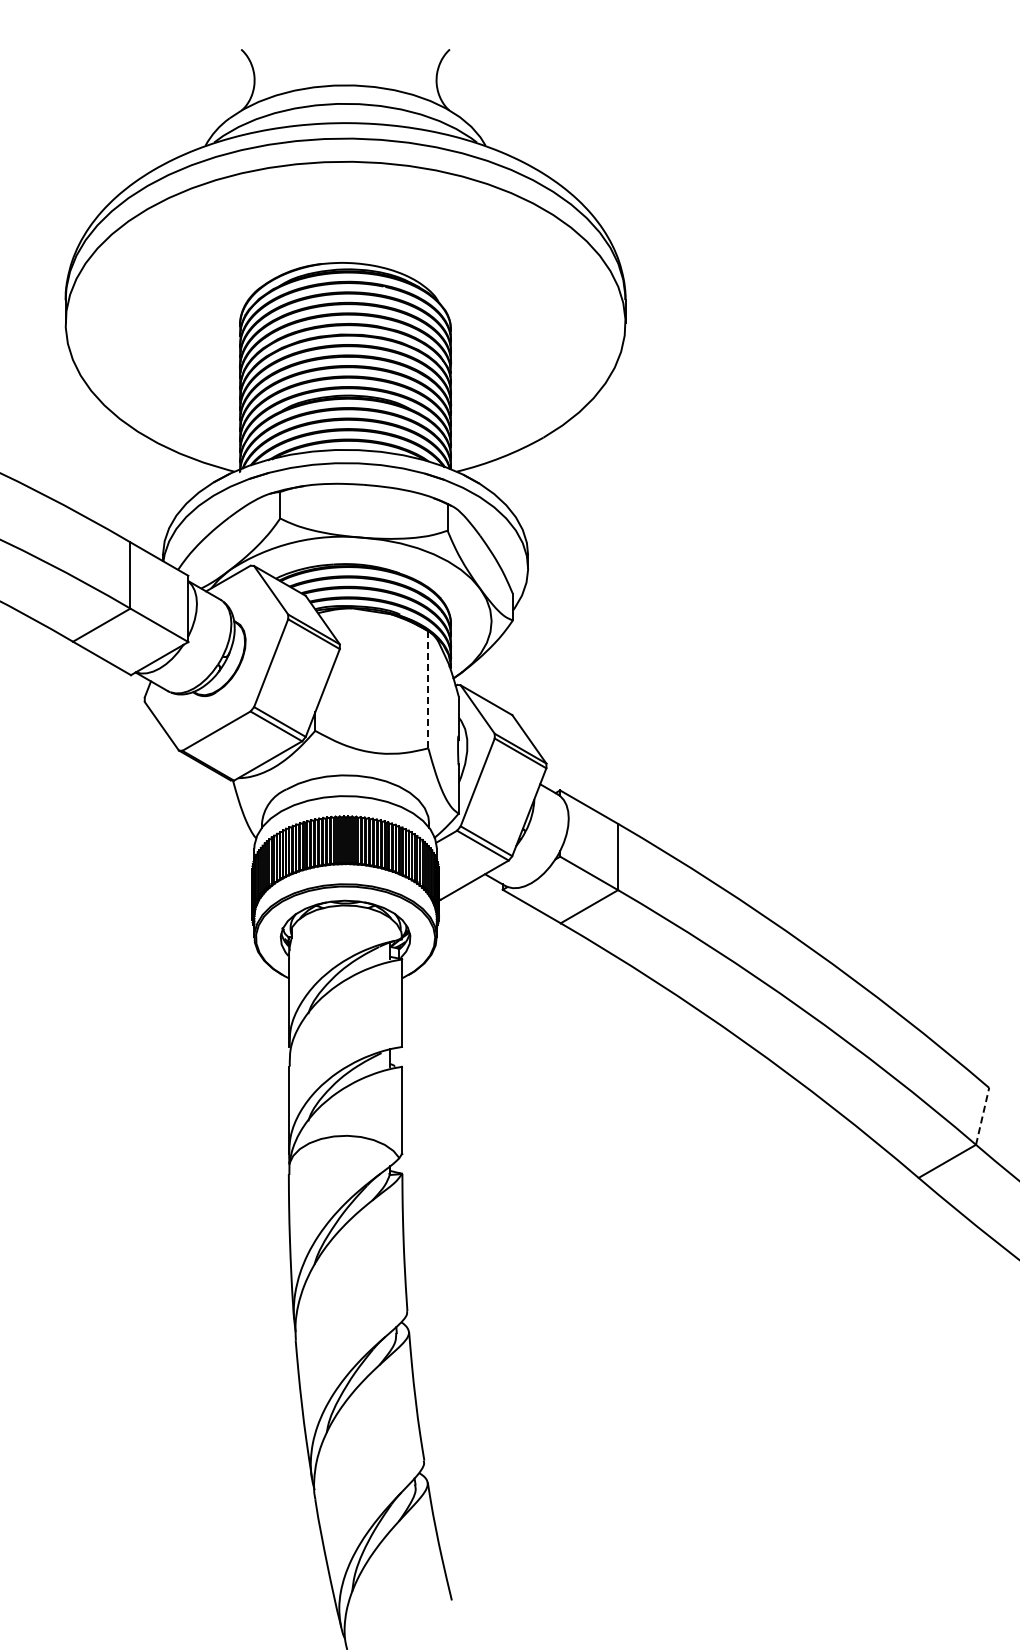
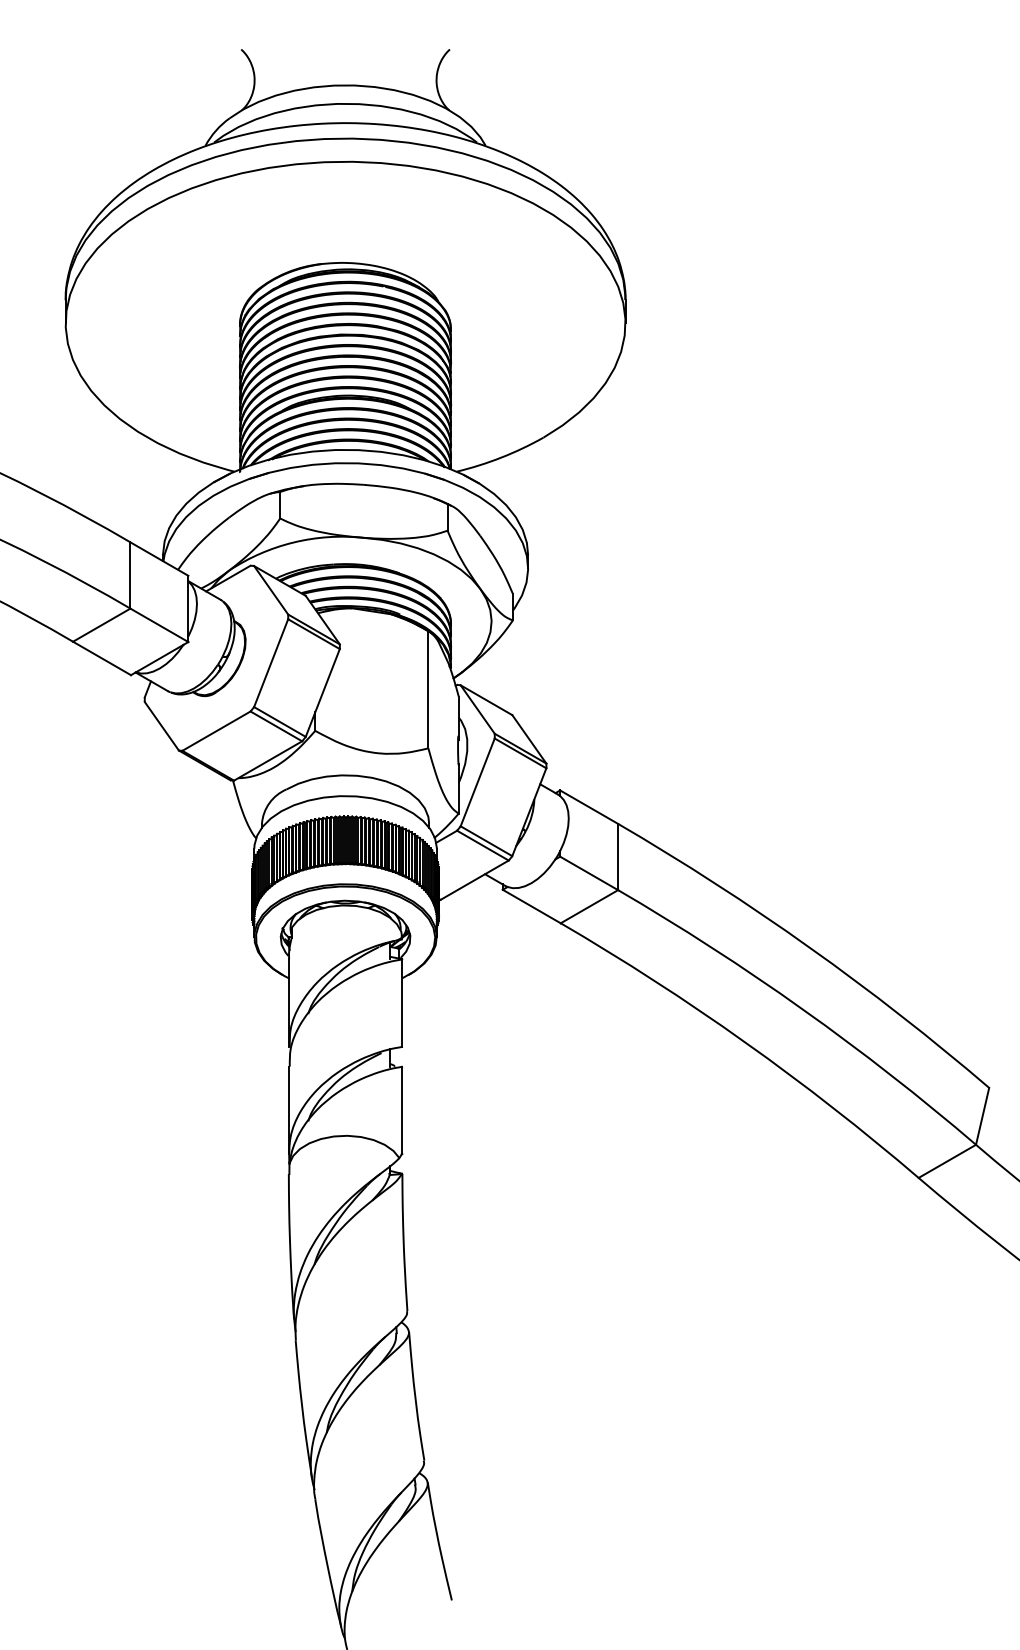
line: dashed -> solid (428, 689)
line: dashed -> solid (982, 1115)
